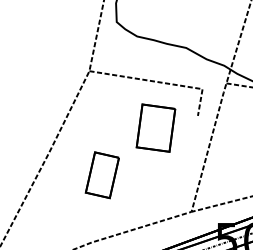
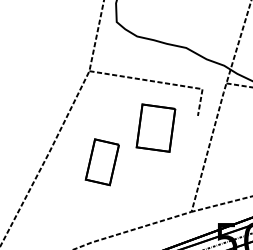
part position: (101, 175) -> (101, 162) (101, 162)
